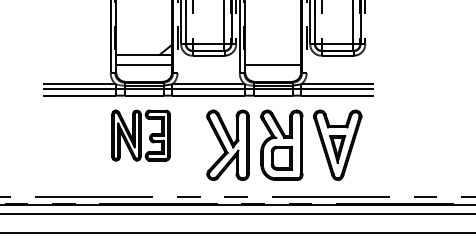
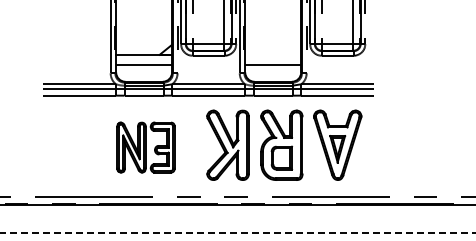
part position: (140, 135) -> (145, 147) (145, 147)
line: present -> none (237, 213)
line: solid -> dashed (238, 233)
